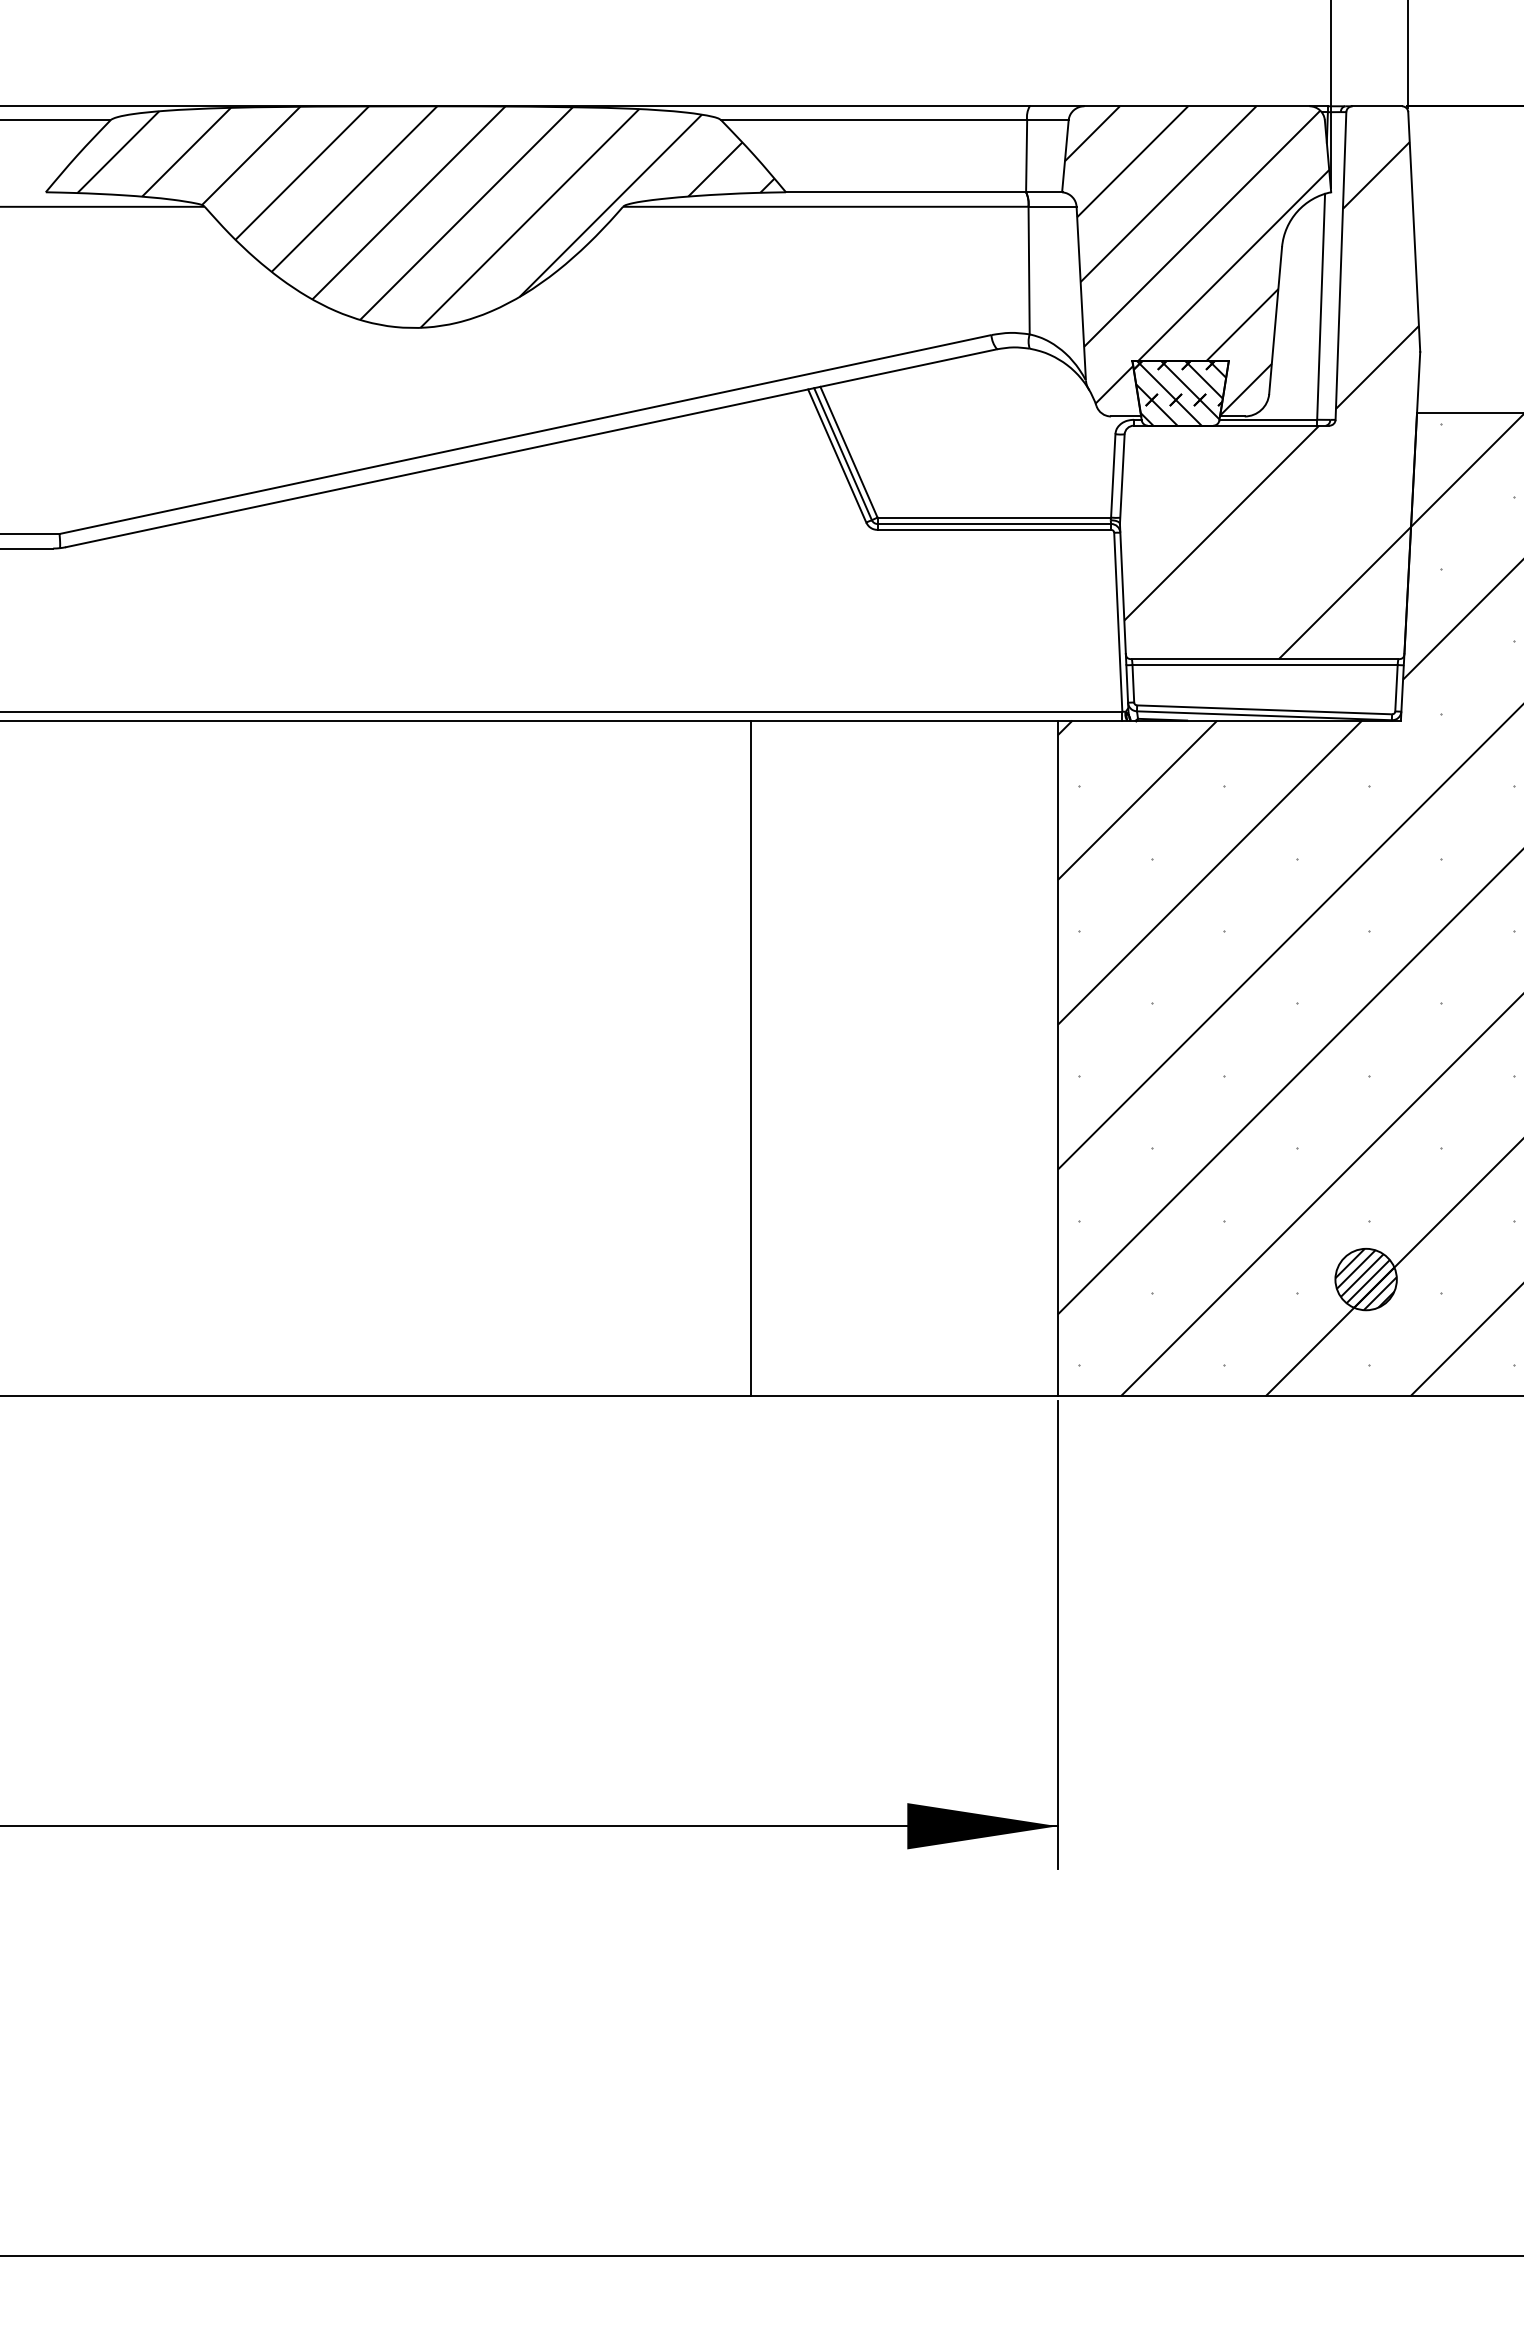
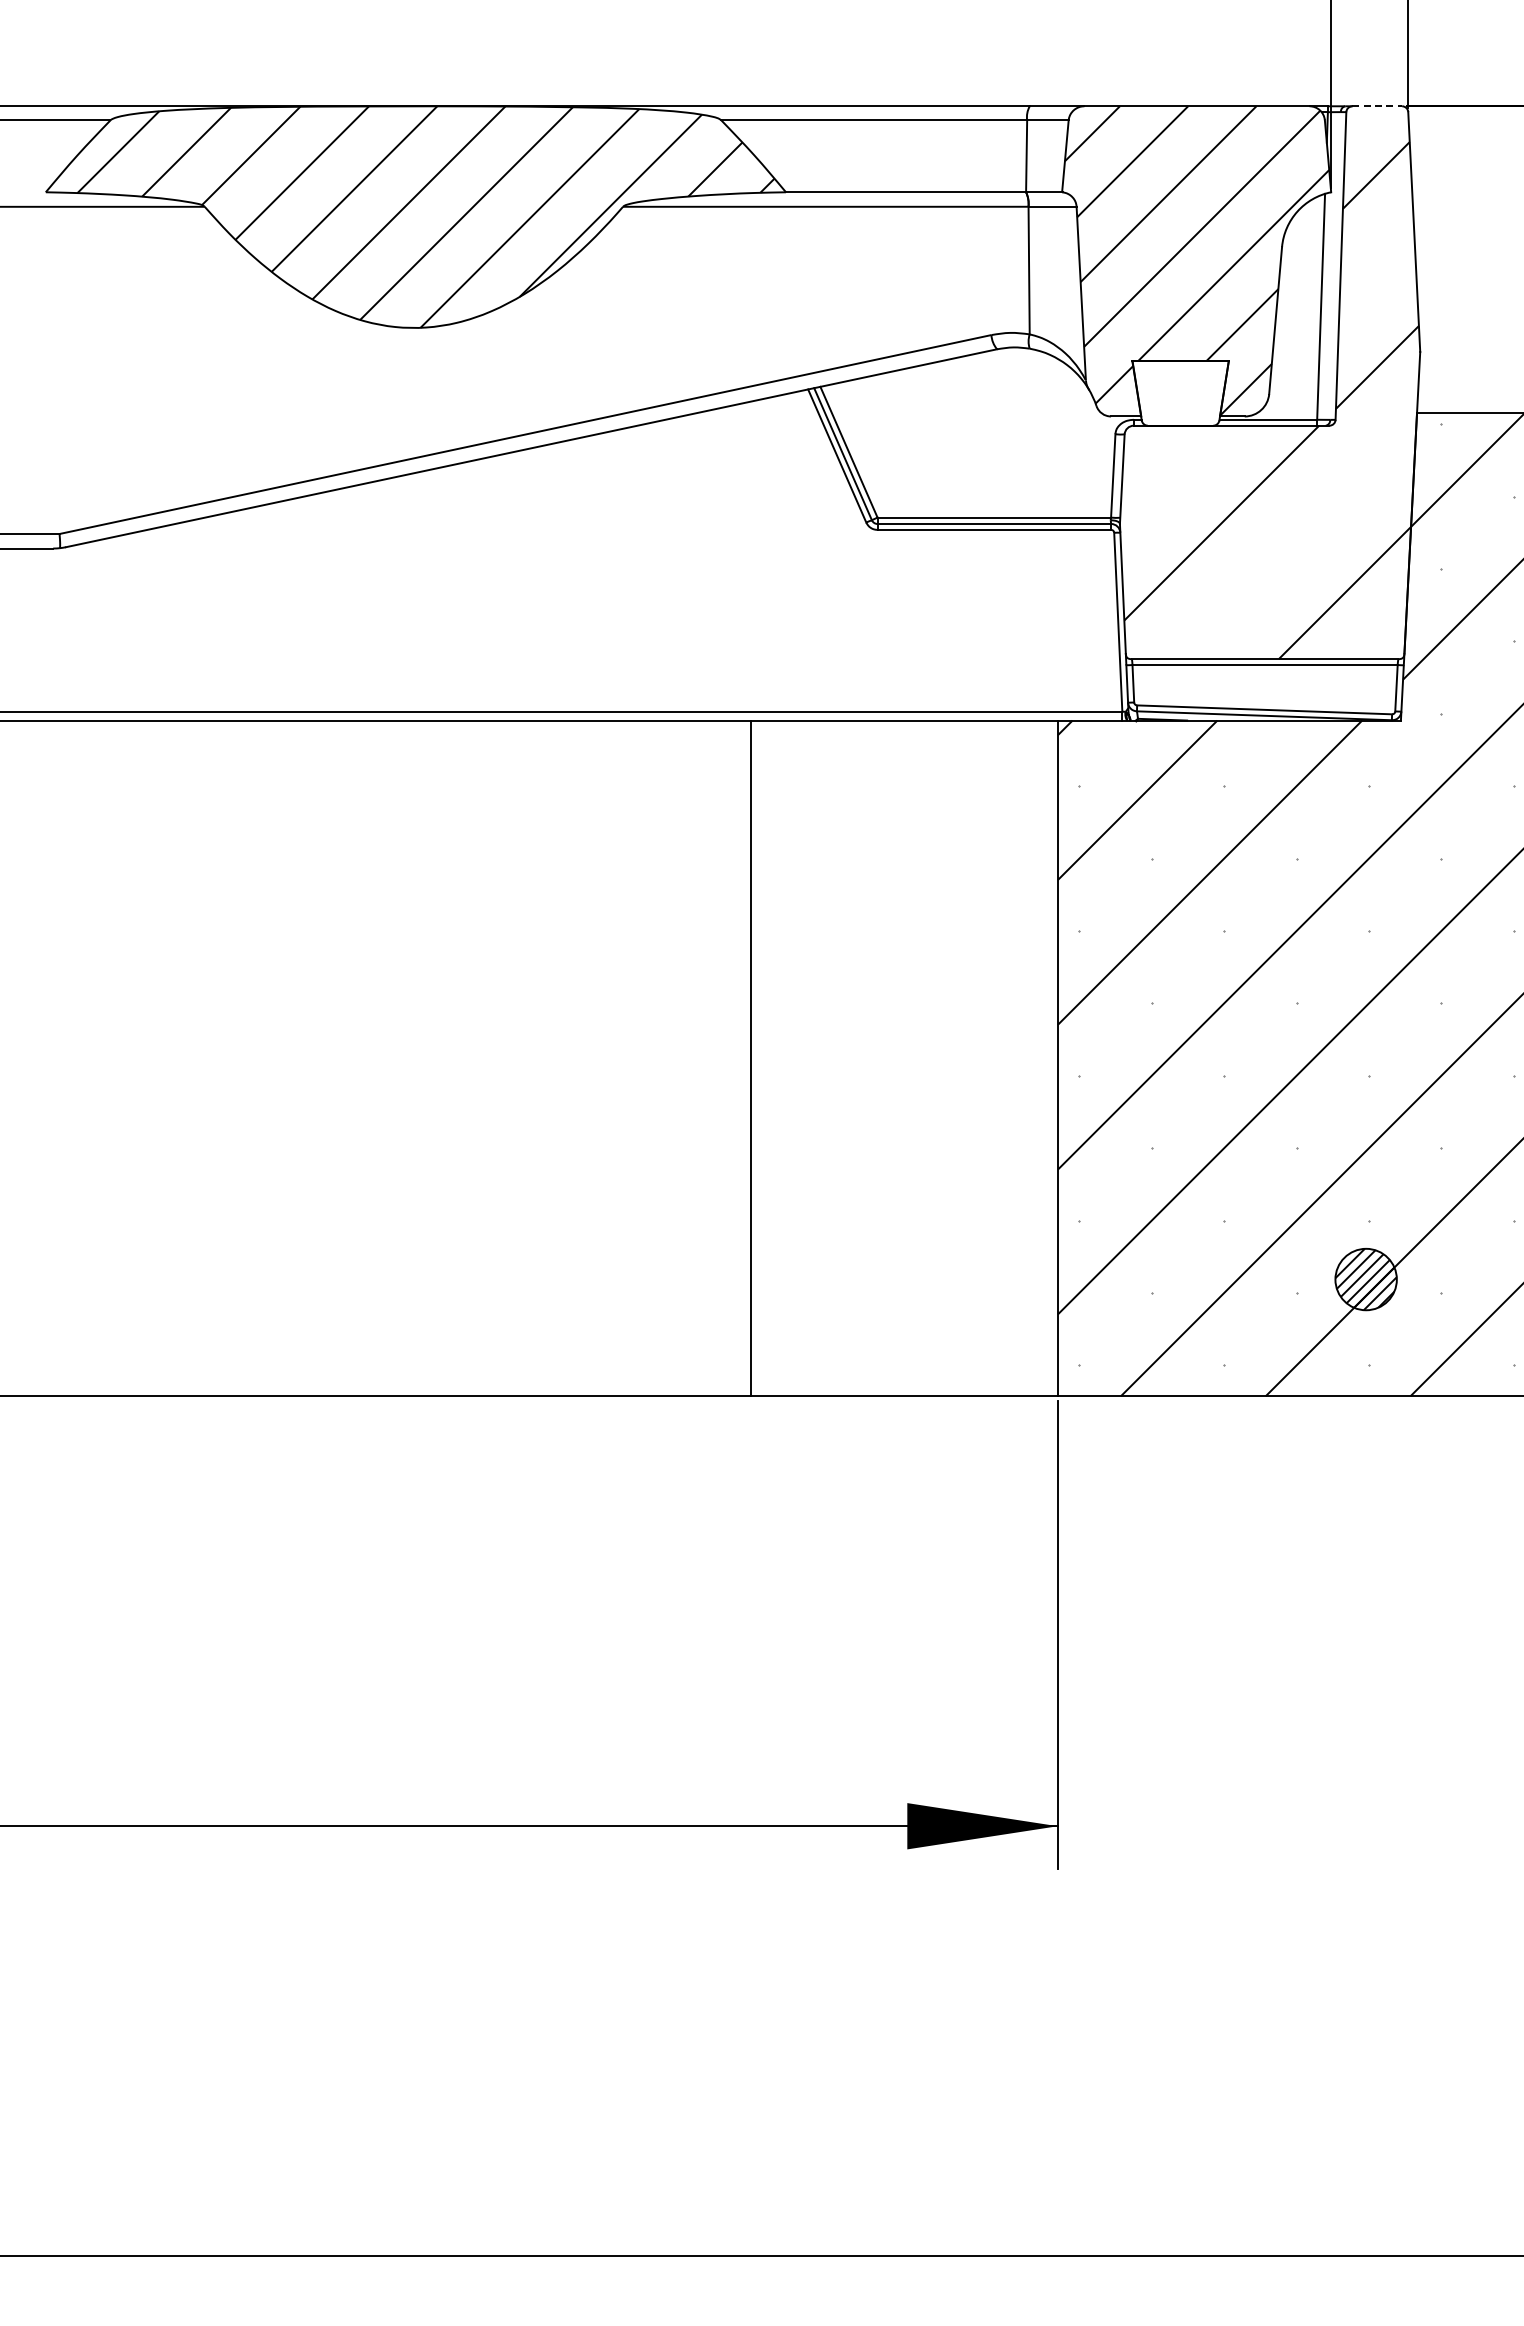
line: solid -> dashed (1377, 106)
hatch: present -> none (1179, 393)
